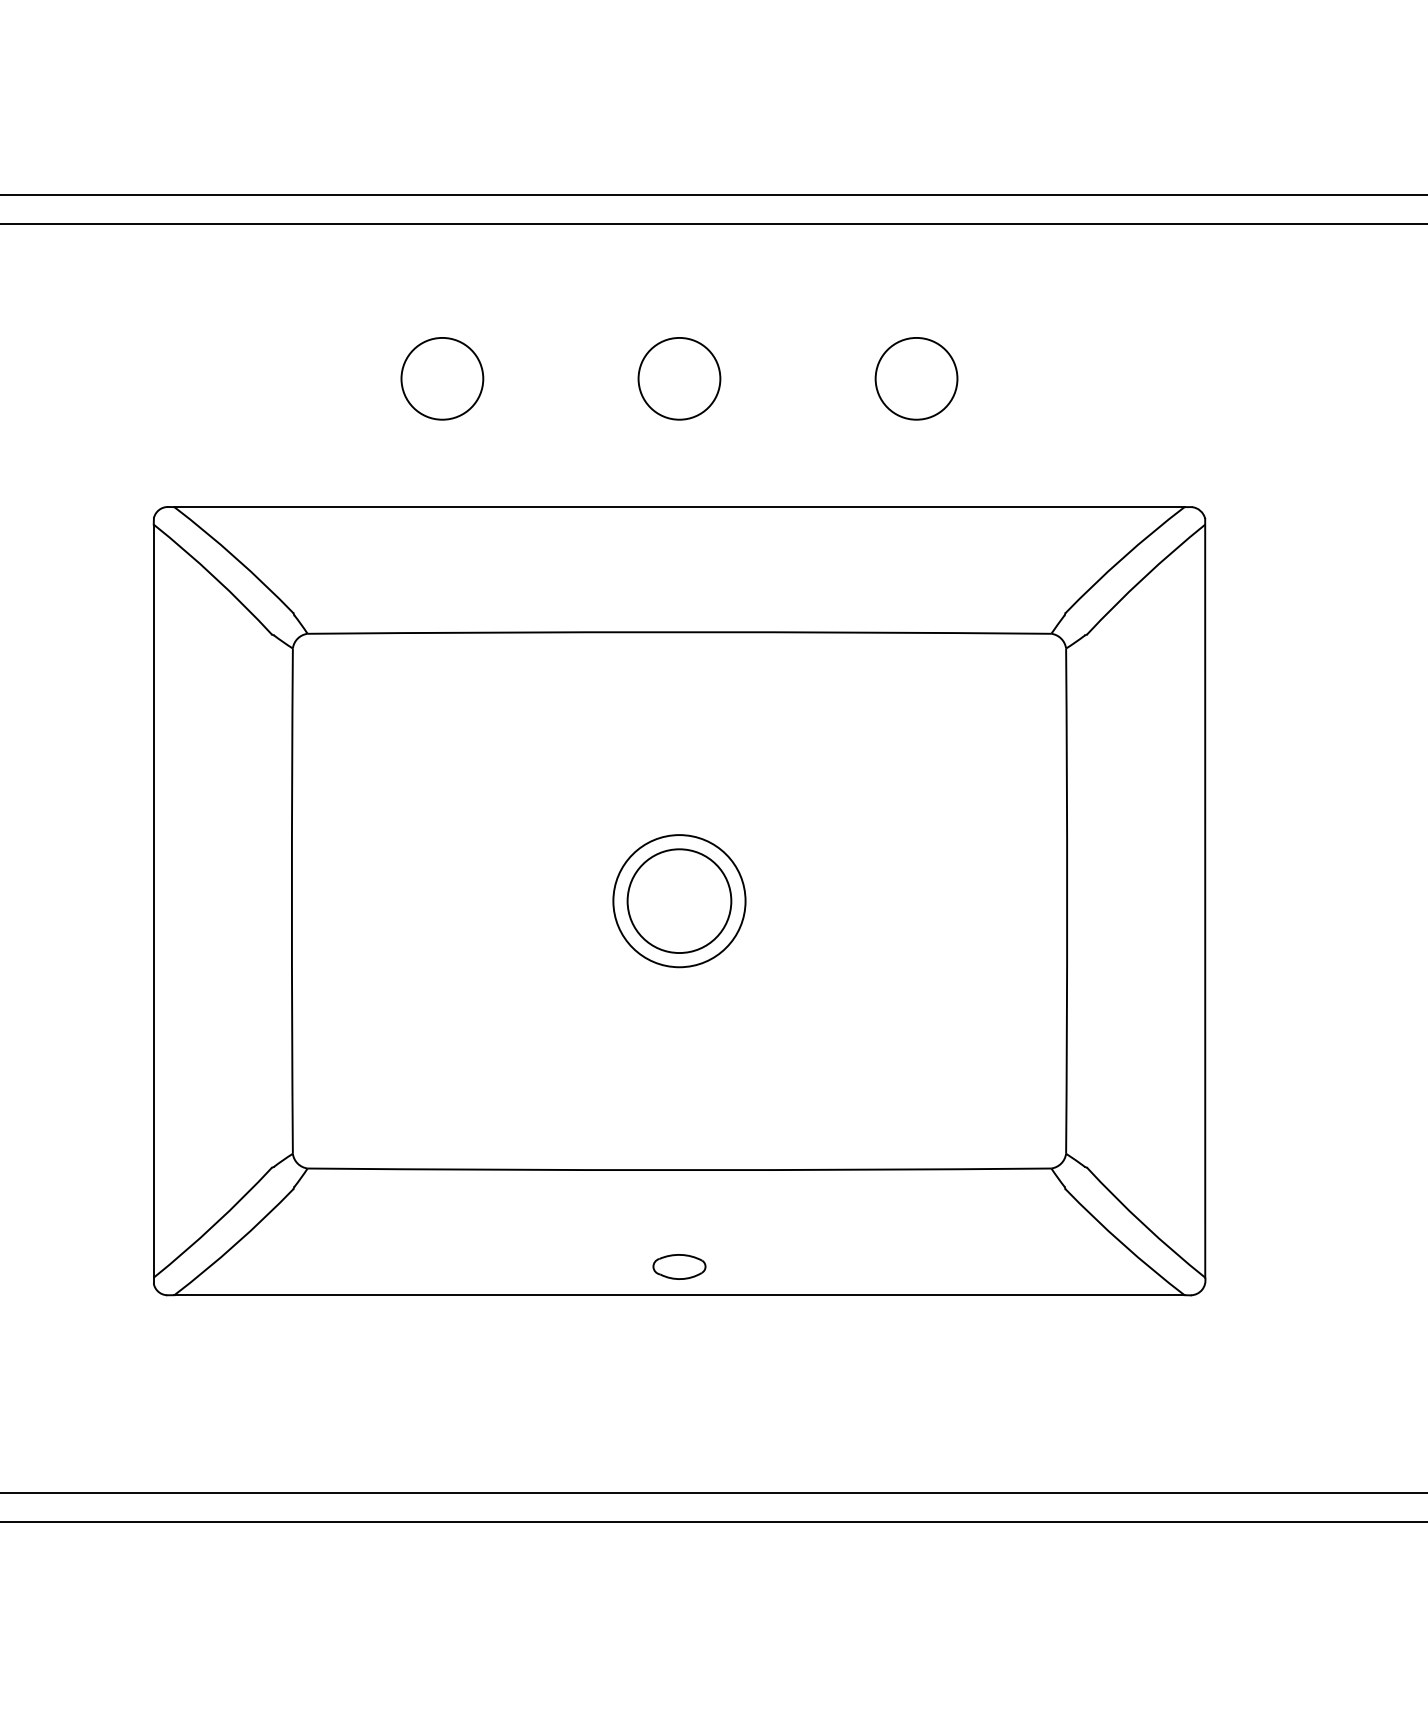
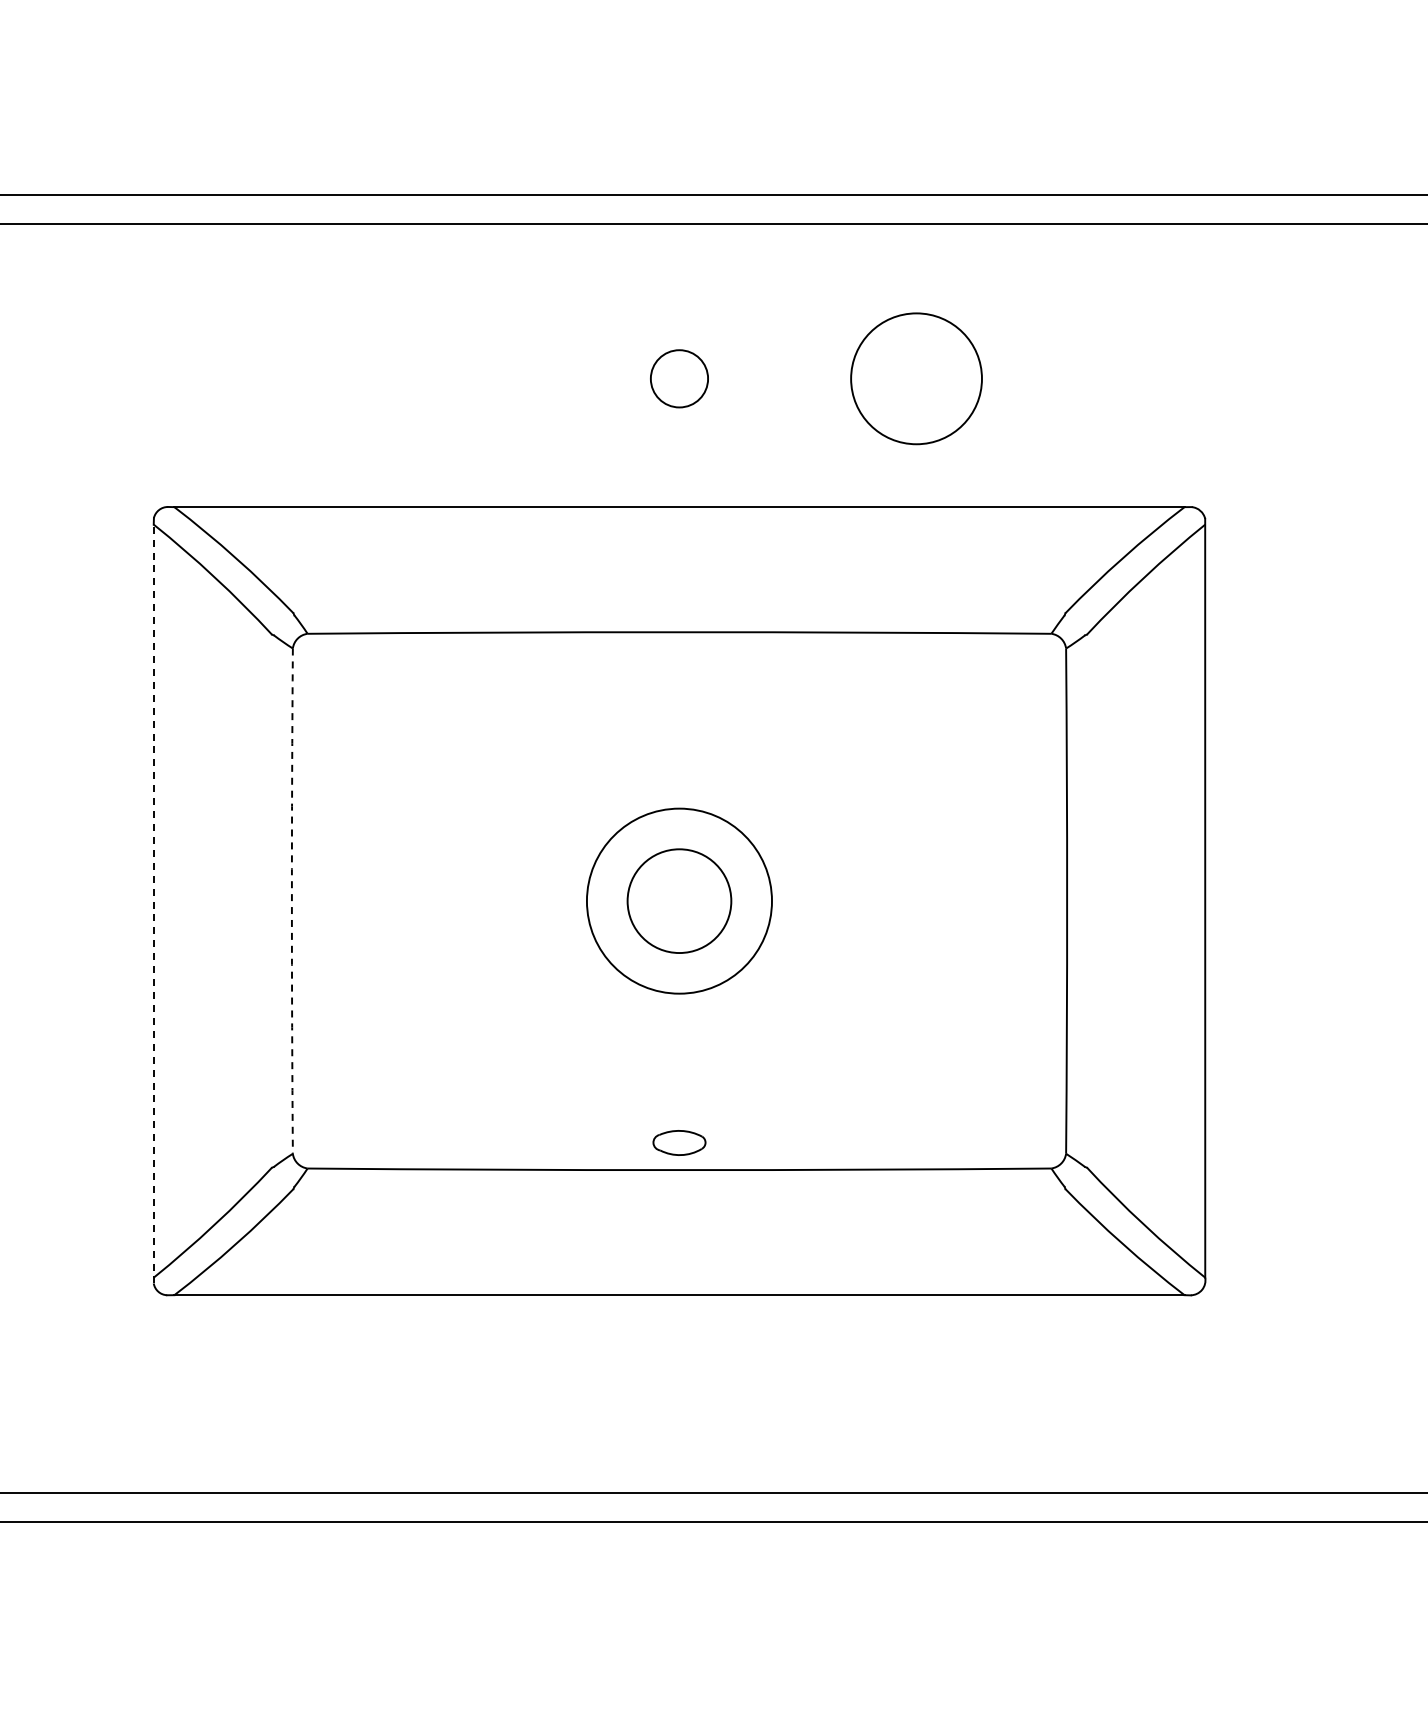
circle: present -> none (442, 378)
circle diameter: 82 px -> 57 px (679, 378)
circle diameter: 82 px -> 131 px (916, 378)
arc: solid -> dashed (291, 901)
circle diameter: 132 px -> 185 px (678, 900)
line: solid -> dashed (153, 903)
part position: (679, 1266) -> (679, 1142) (679, 1142)
